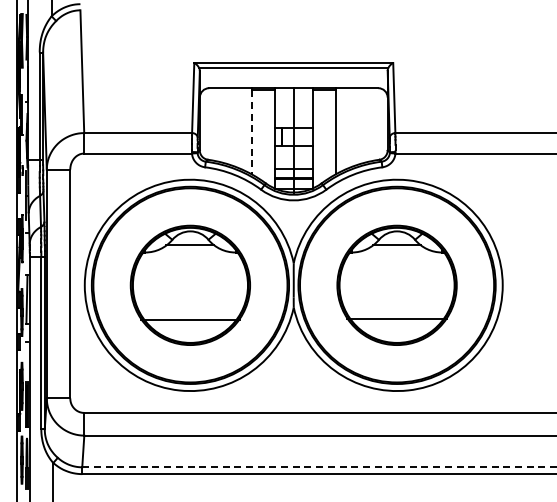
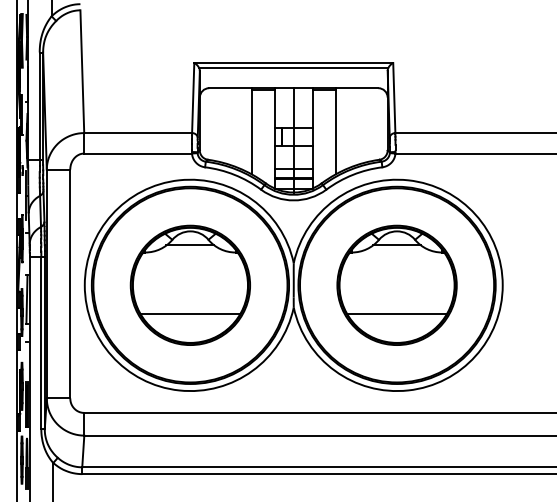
line: dashed -> solid (251, 132)
line position: (396, 319) -> (396, 314) (396, 314)
line position: (190, 320) -> (190, 314) (190, 314)
line: dashed -> solid (320, 467)
